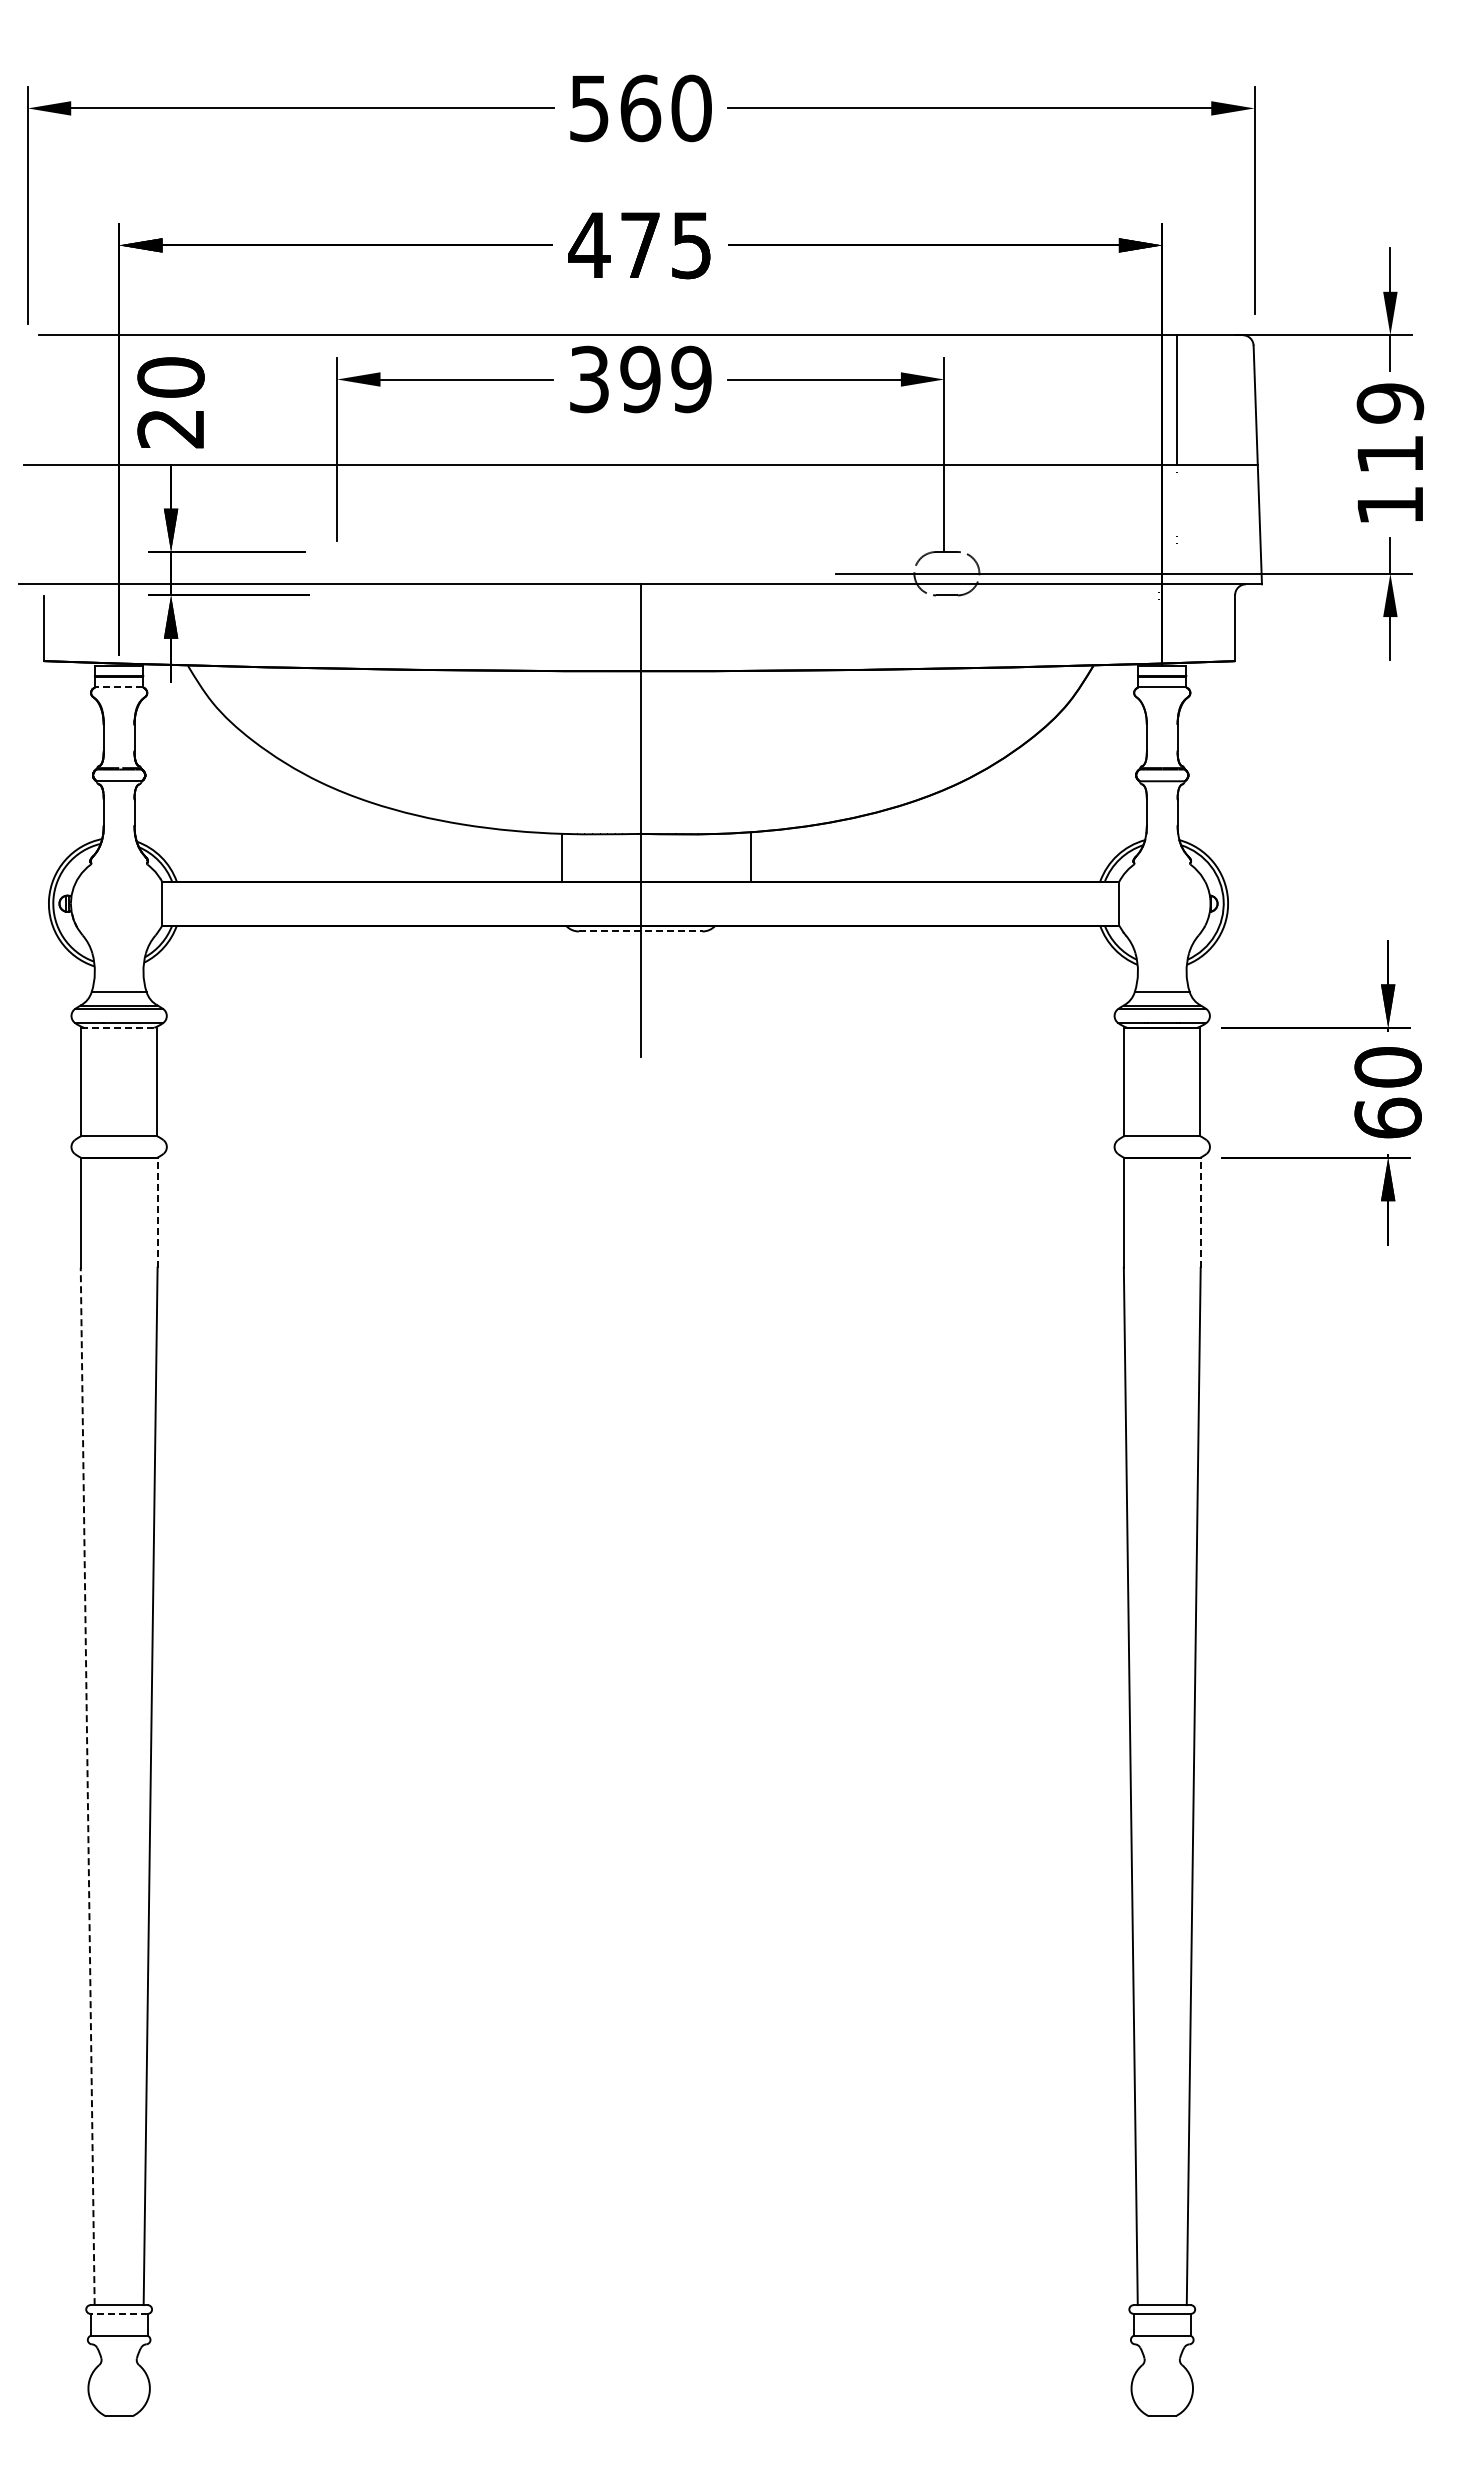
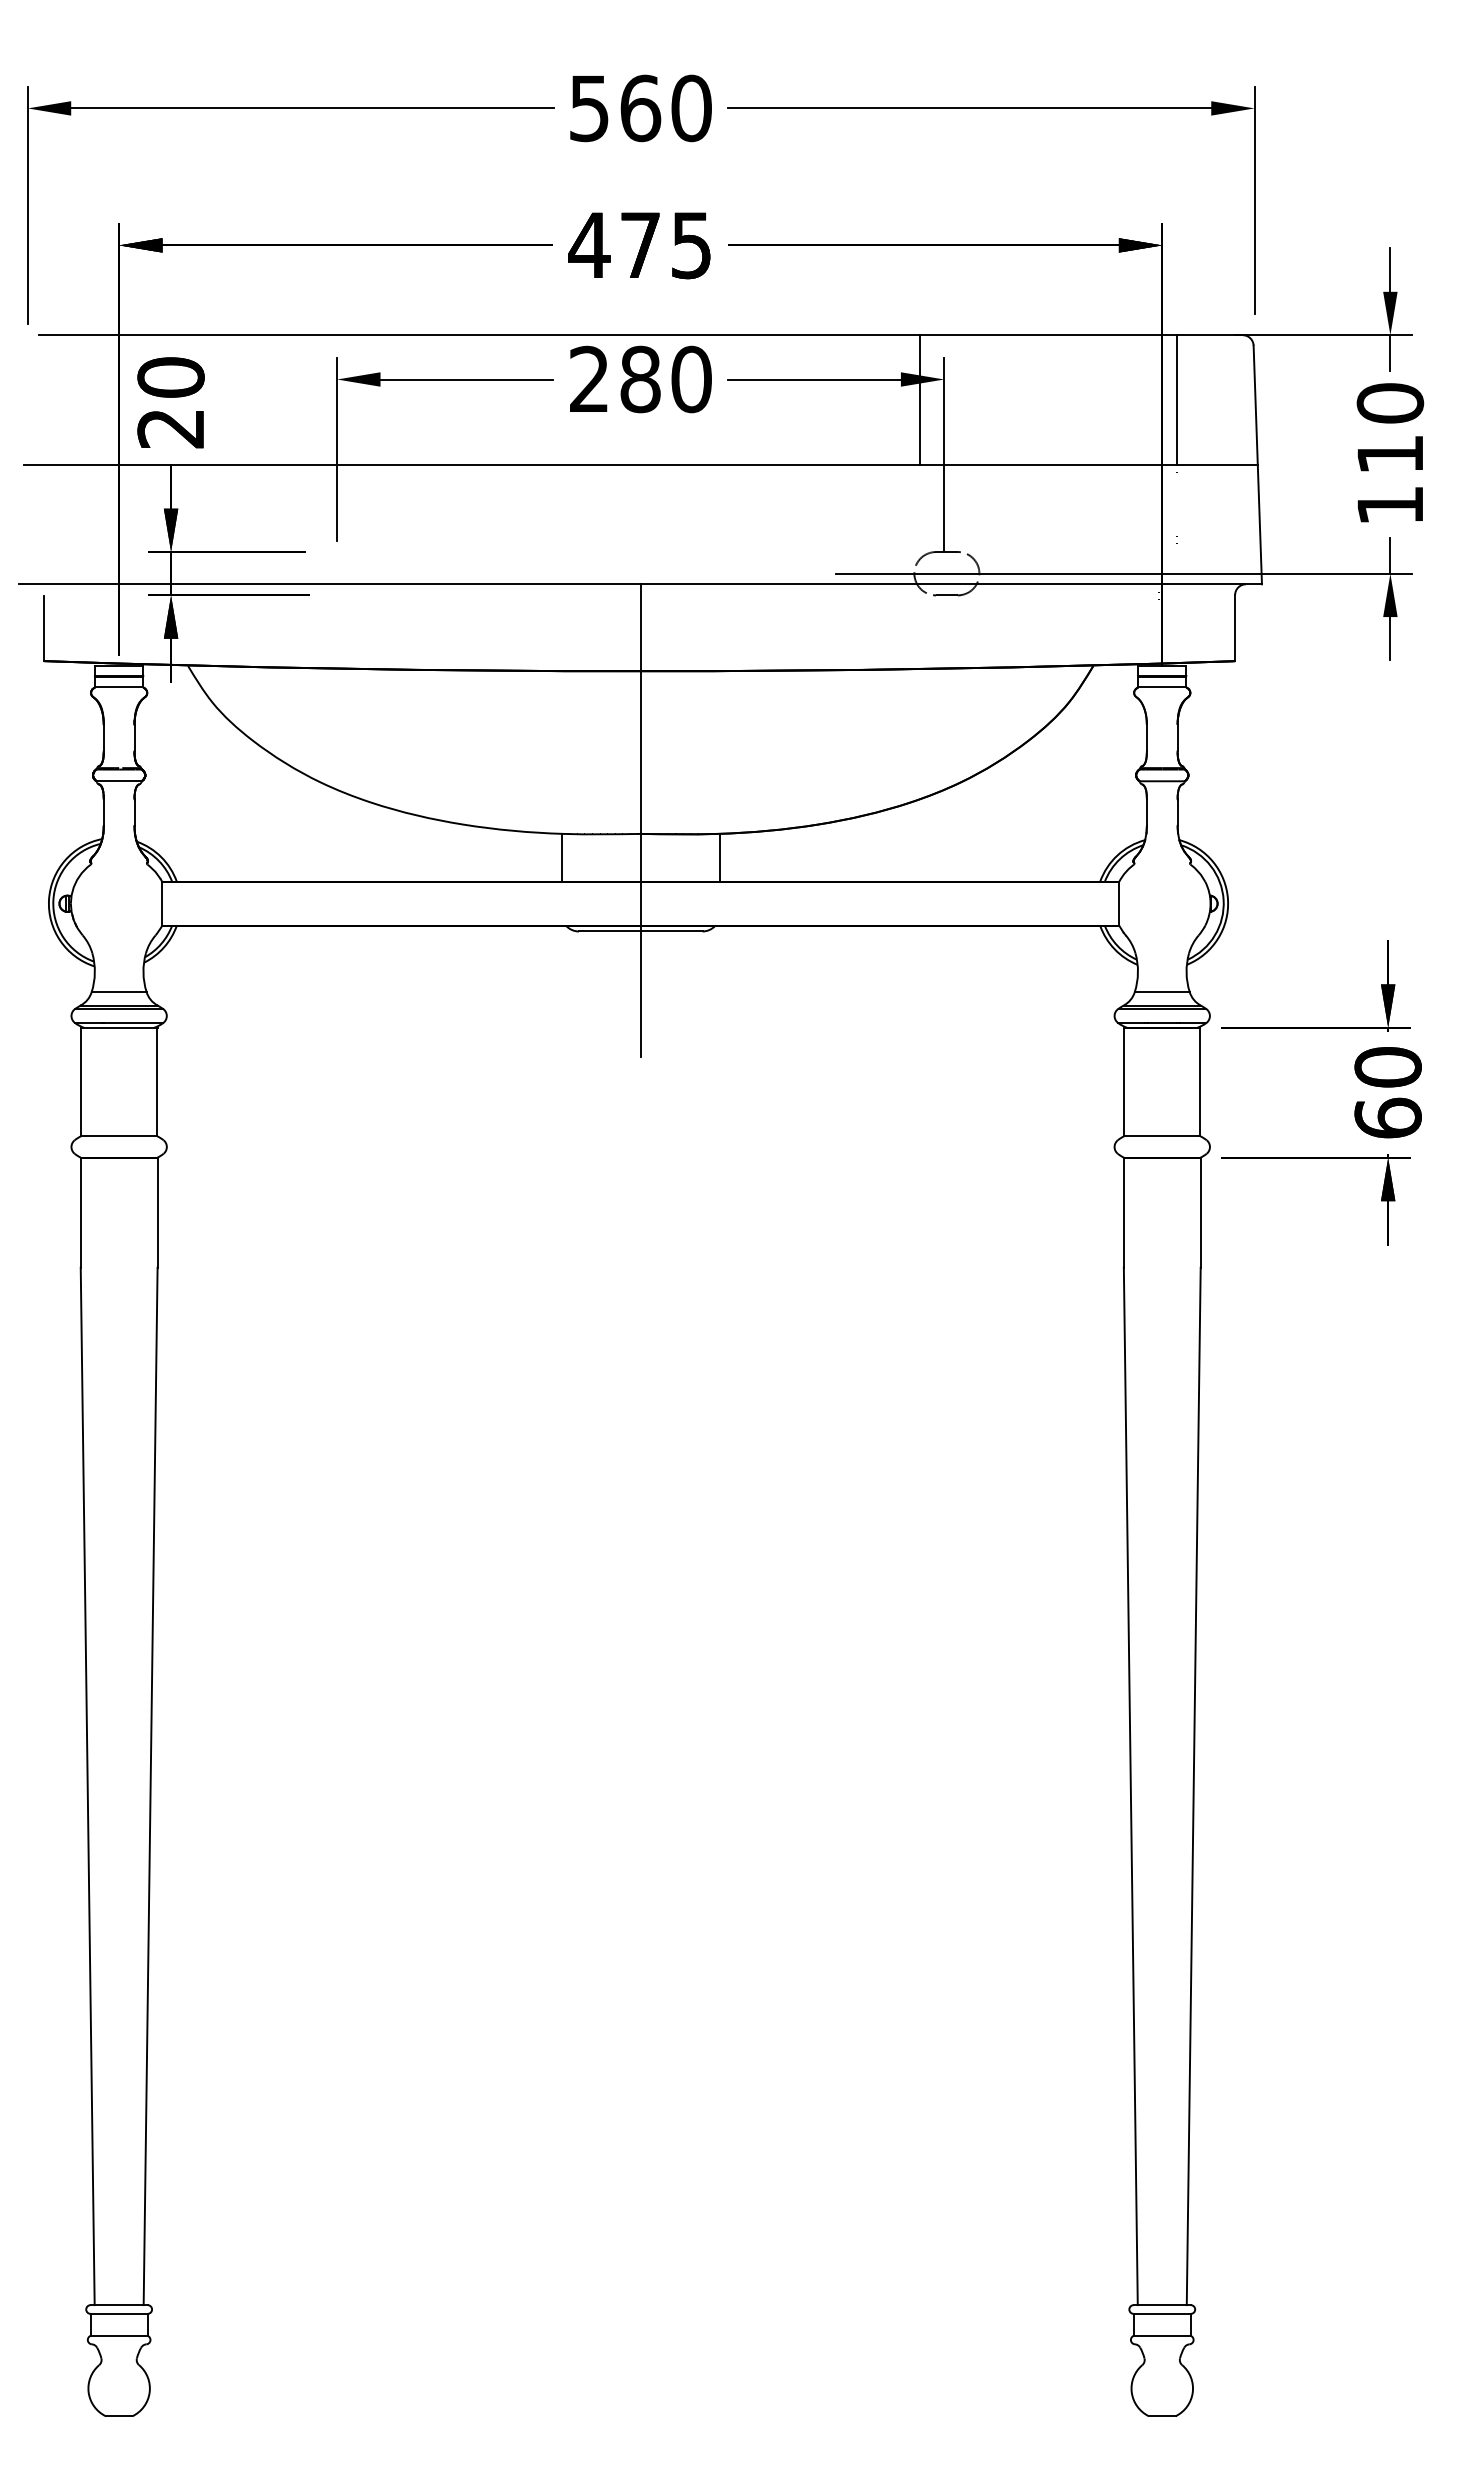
text: 399 -> 280 (640, 379)
line: none -> present (920, 400)
text: 119 -> 110 (1390, 403)
line: dashed -> solid (118, 687)
line position: (750, 857) -> (719, 857) (719, 857)
line: dashed -> solid (640, 931)
line: dashed -> solid (119, 1027)
line: dashed -> solid (157, 1212)
line: dashed -> solid (1200, 1212)
line: dashed -> solid (87, 1786)
line: dashed -> solid (119, 2313)
